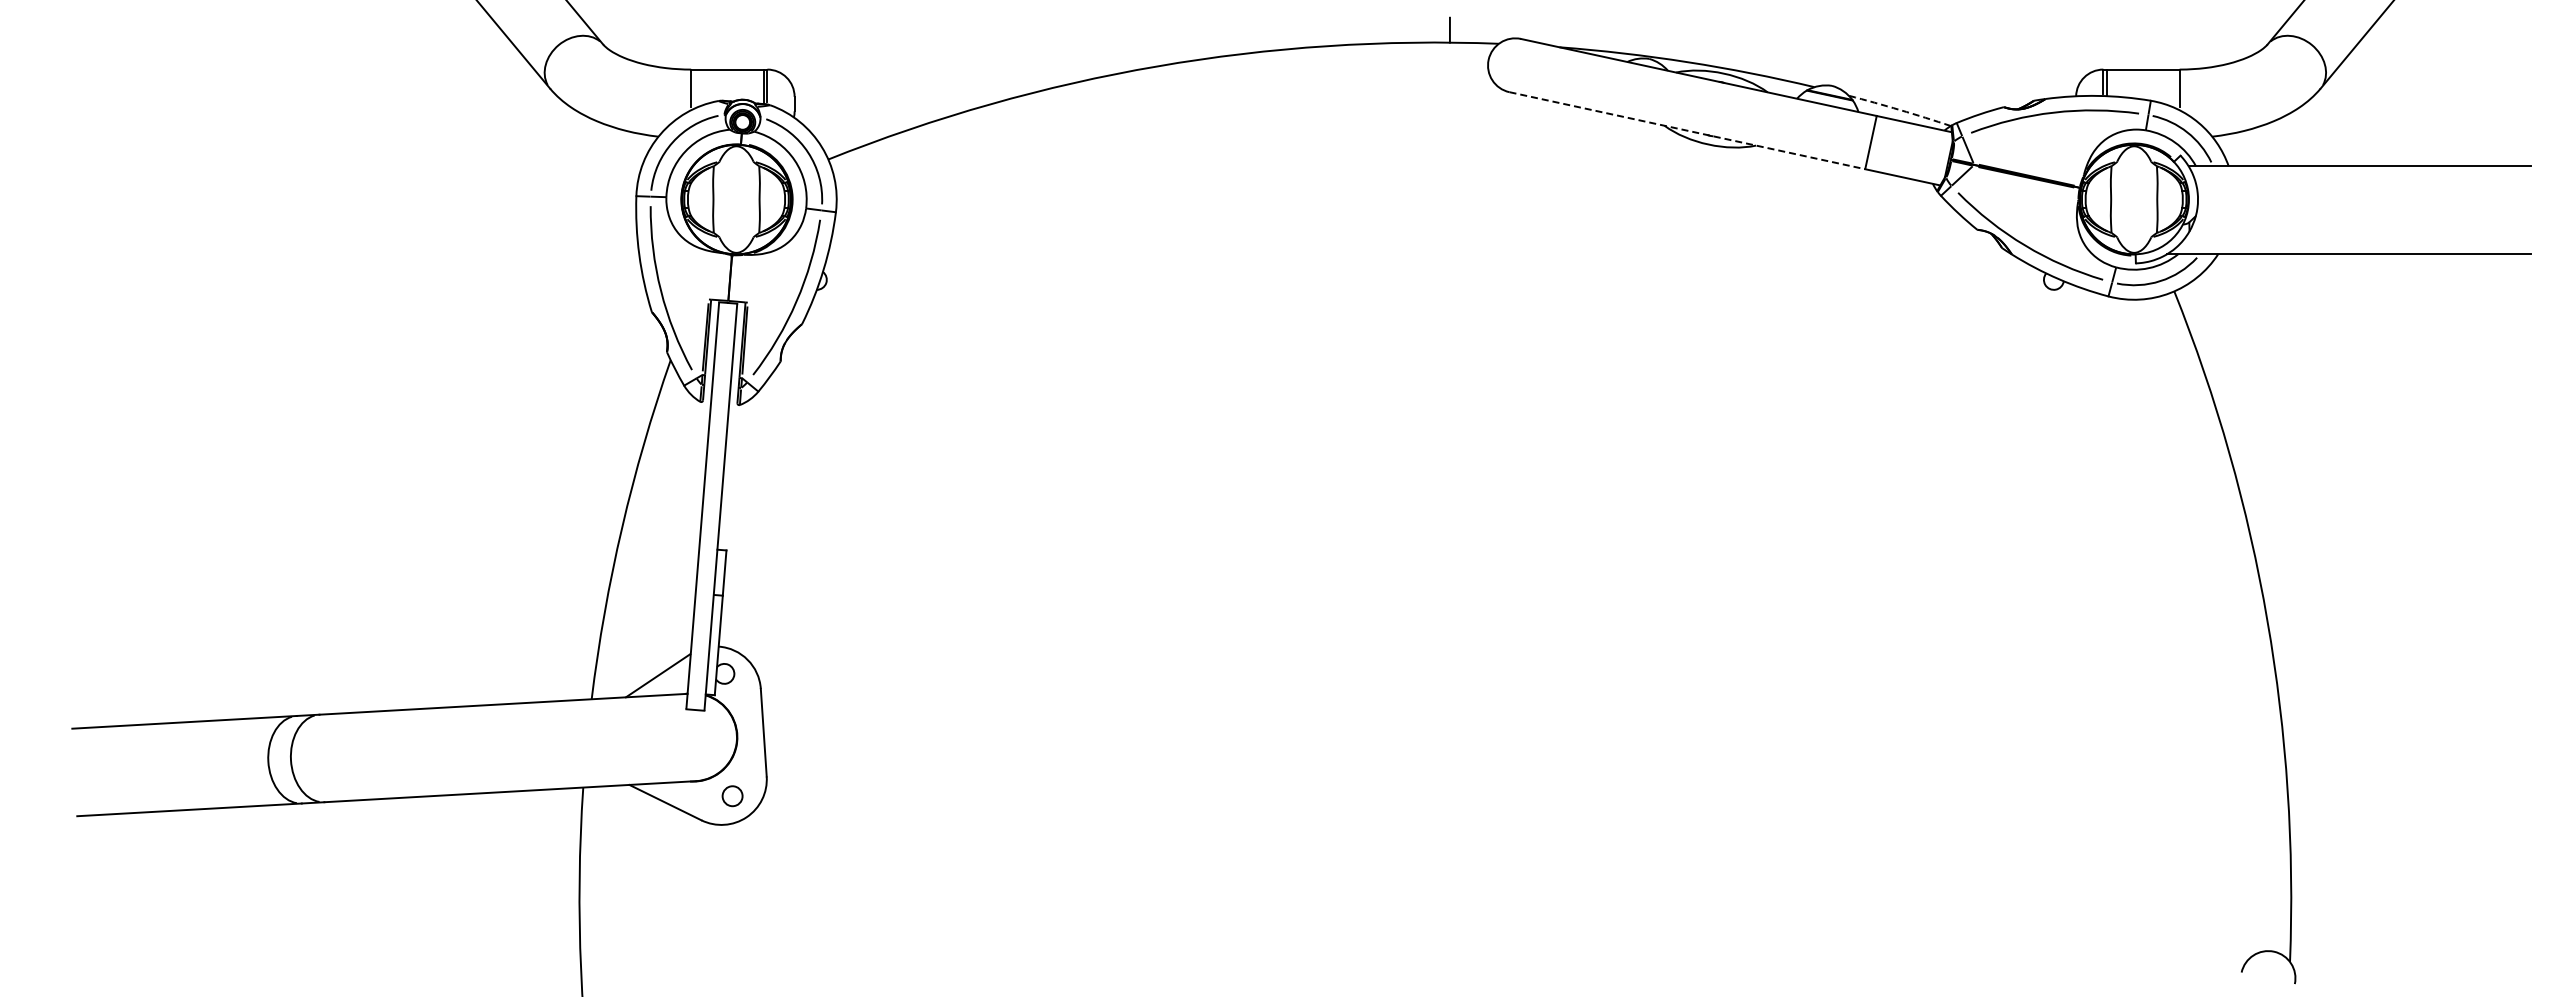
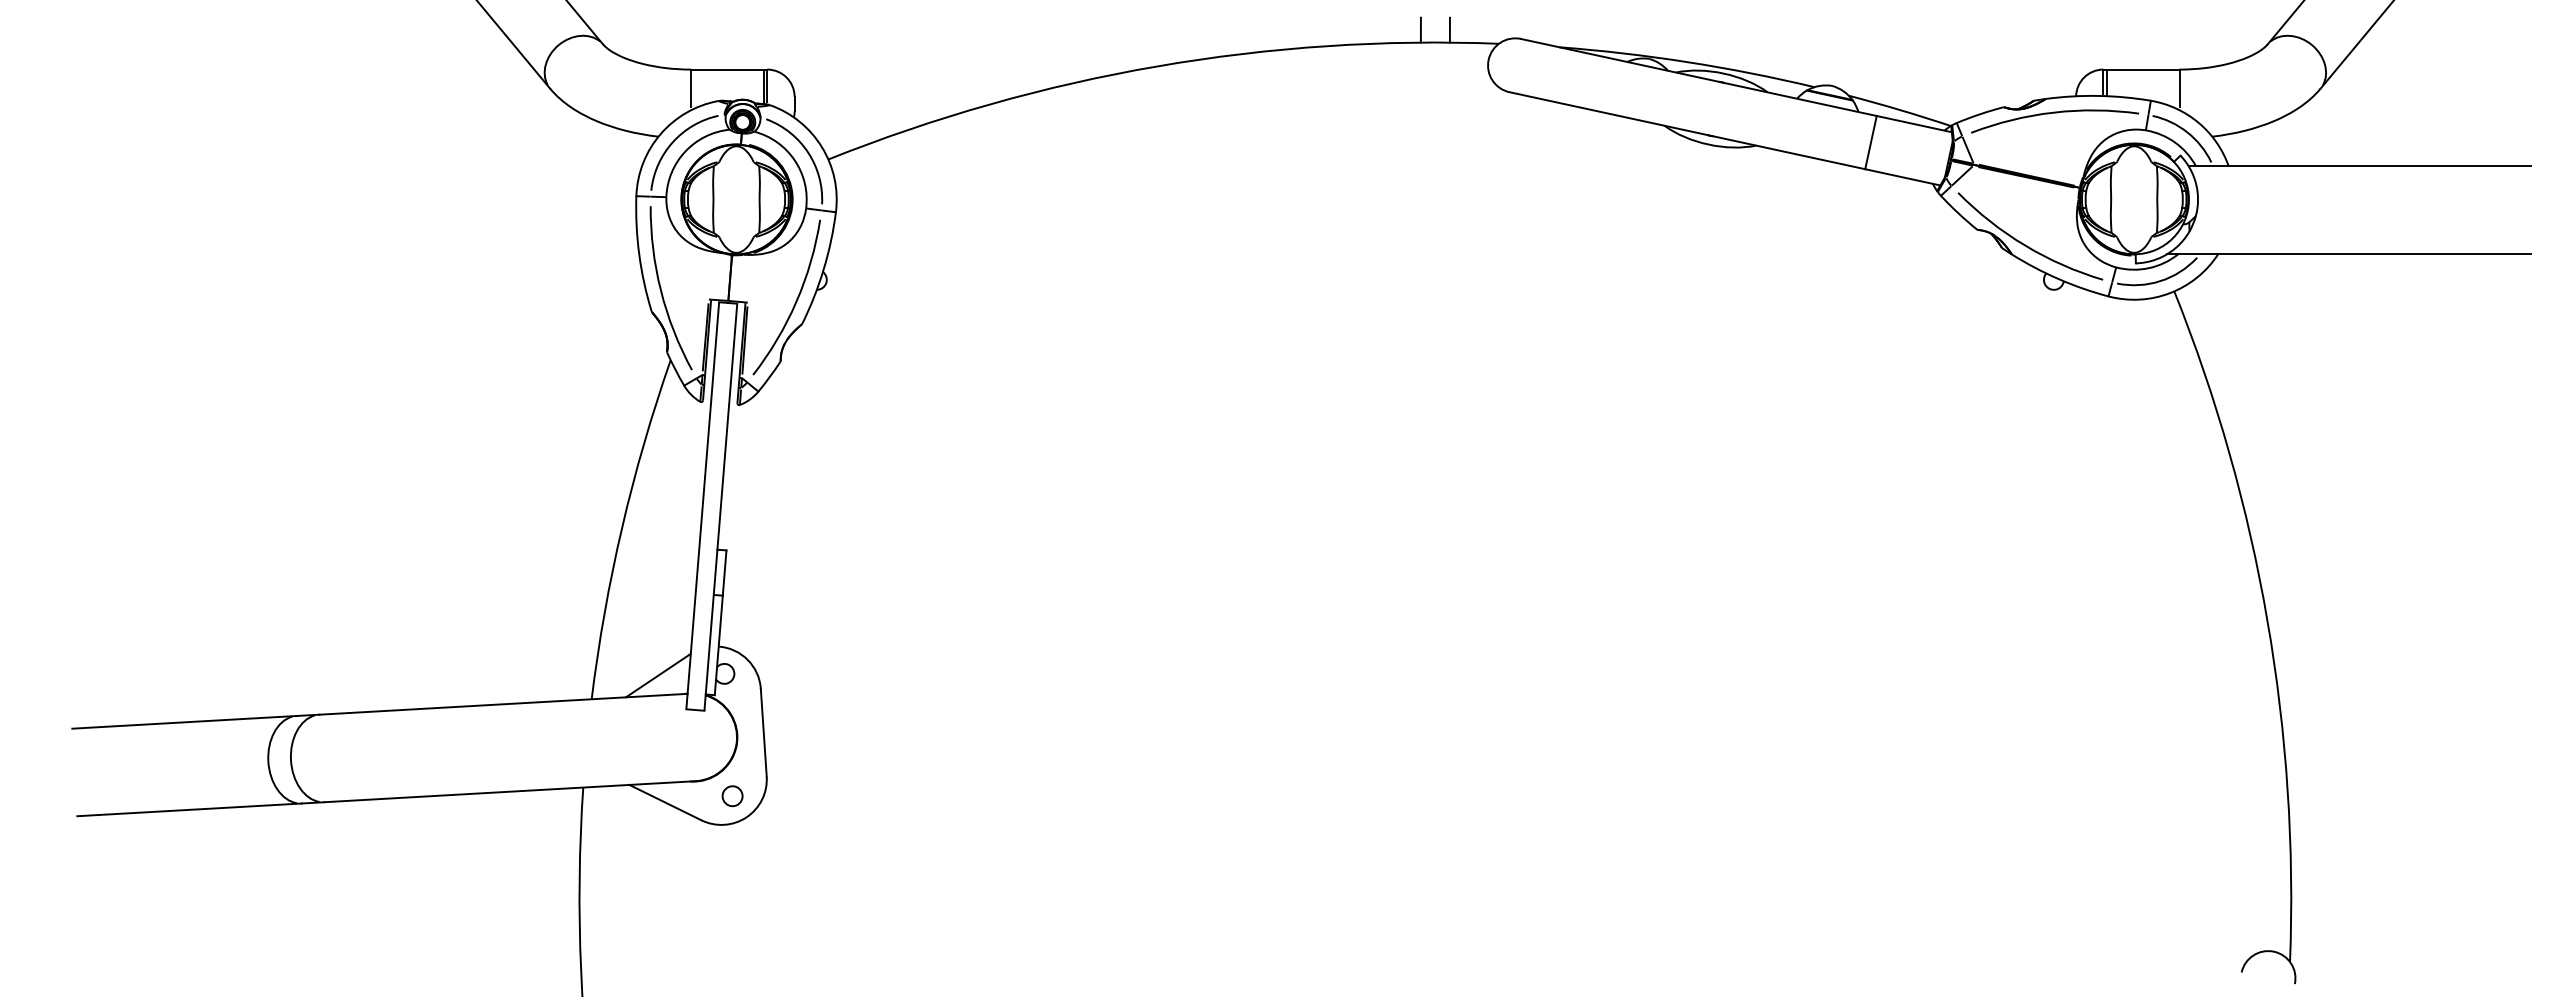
line: none -> present (1420, 29)
arc: dashed -> solid (1900, 110)
line: dashed -> solid (1687, 130)
